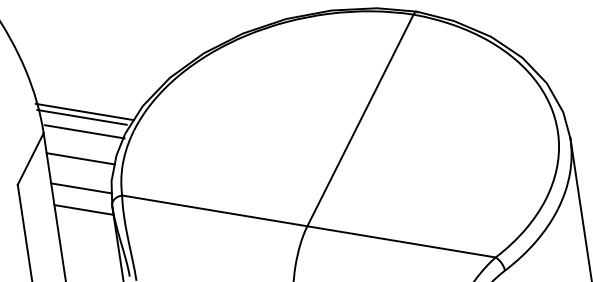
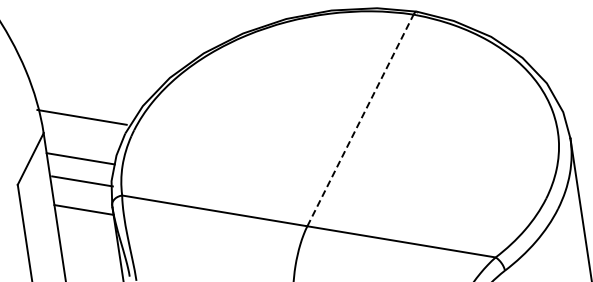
line: present -> none (84, 111)
line: solid -> dashed (360, 120)
line: present -> none (84, 131)
line position: (81, 188) -> (82, 181) (82, 181)
